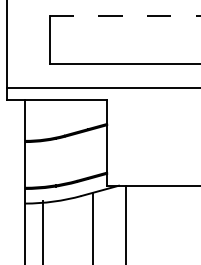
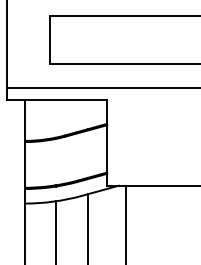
line: dashed -> solid (125, 16)
line position: (93, 227) -> (88, 227) (88, 227)
line position: (42, 231) -> (55, 231) (55, 231)
